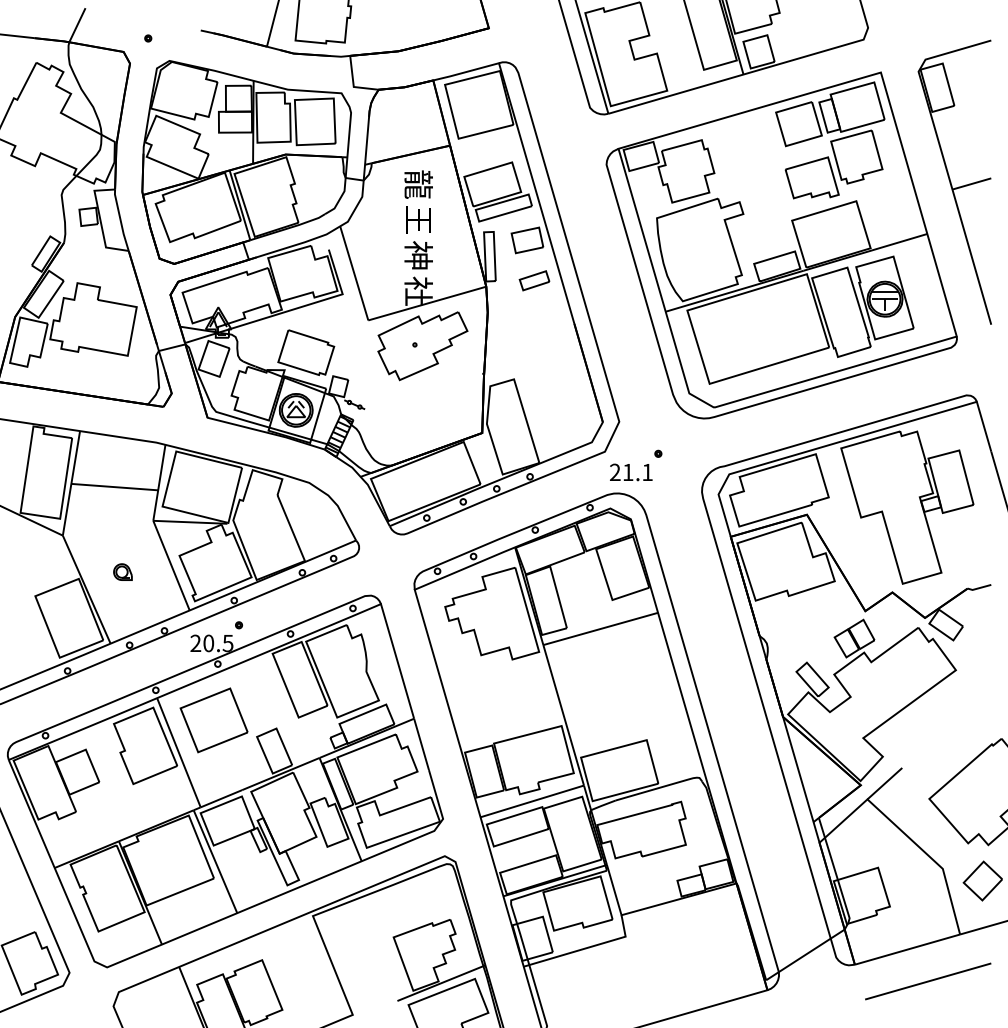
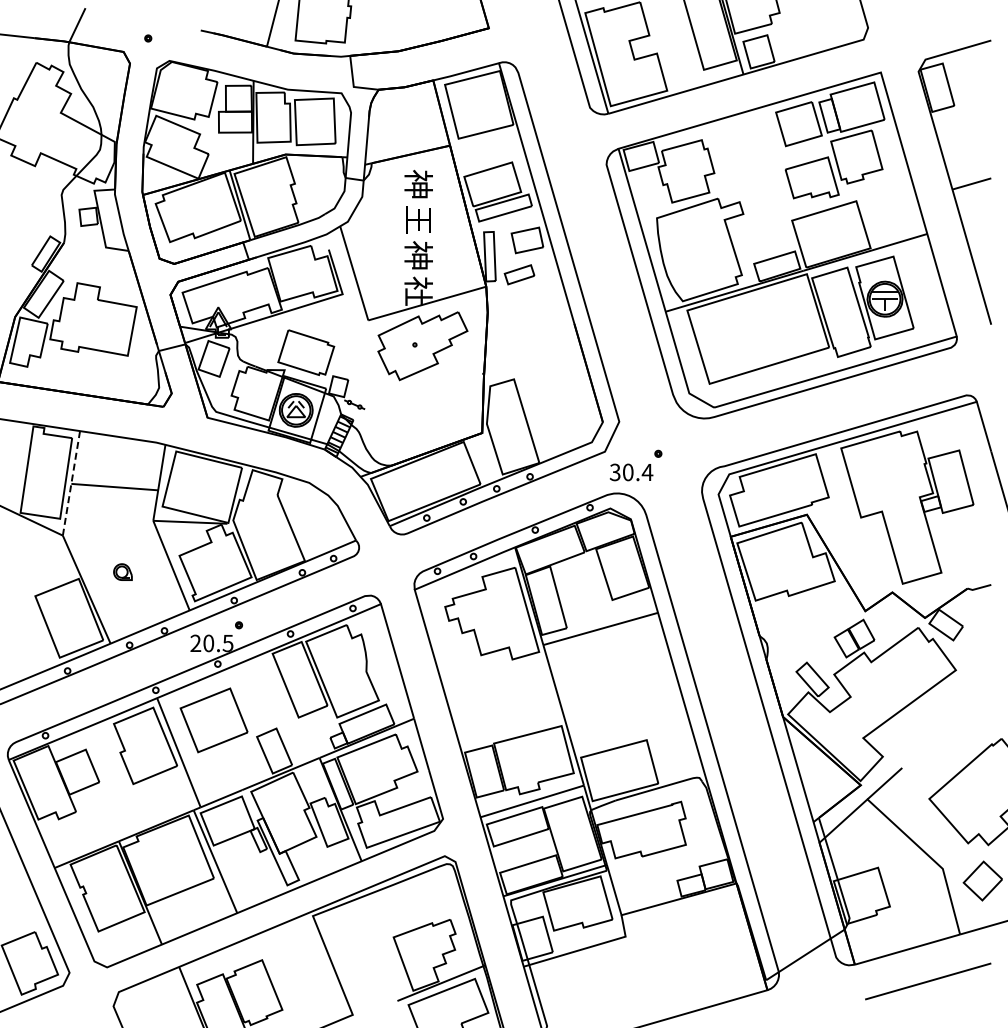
text: 龍 -> 神 (418, 183)
part position: (534, 280) -> (519, 274) (519, 274)
text: 21.1 -> 30.4 (631, 472)
line: solid -> dashed (71, 484)
